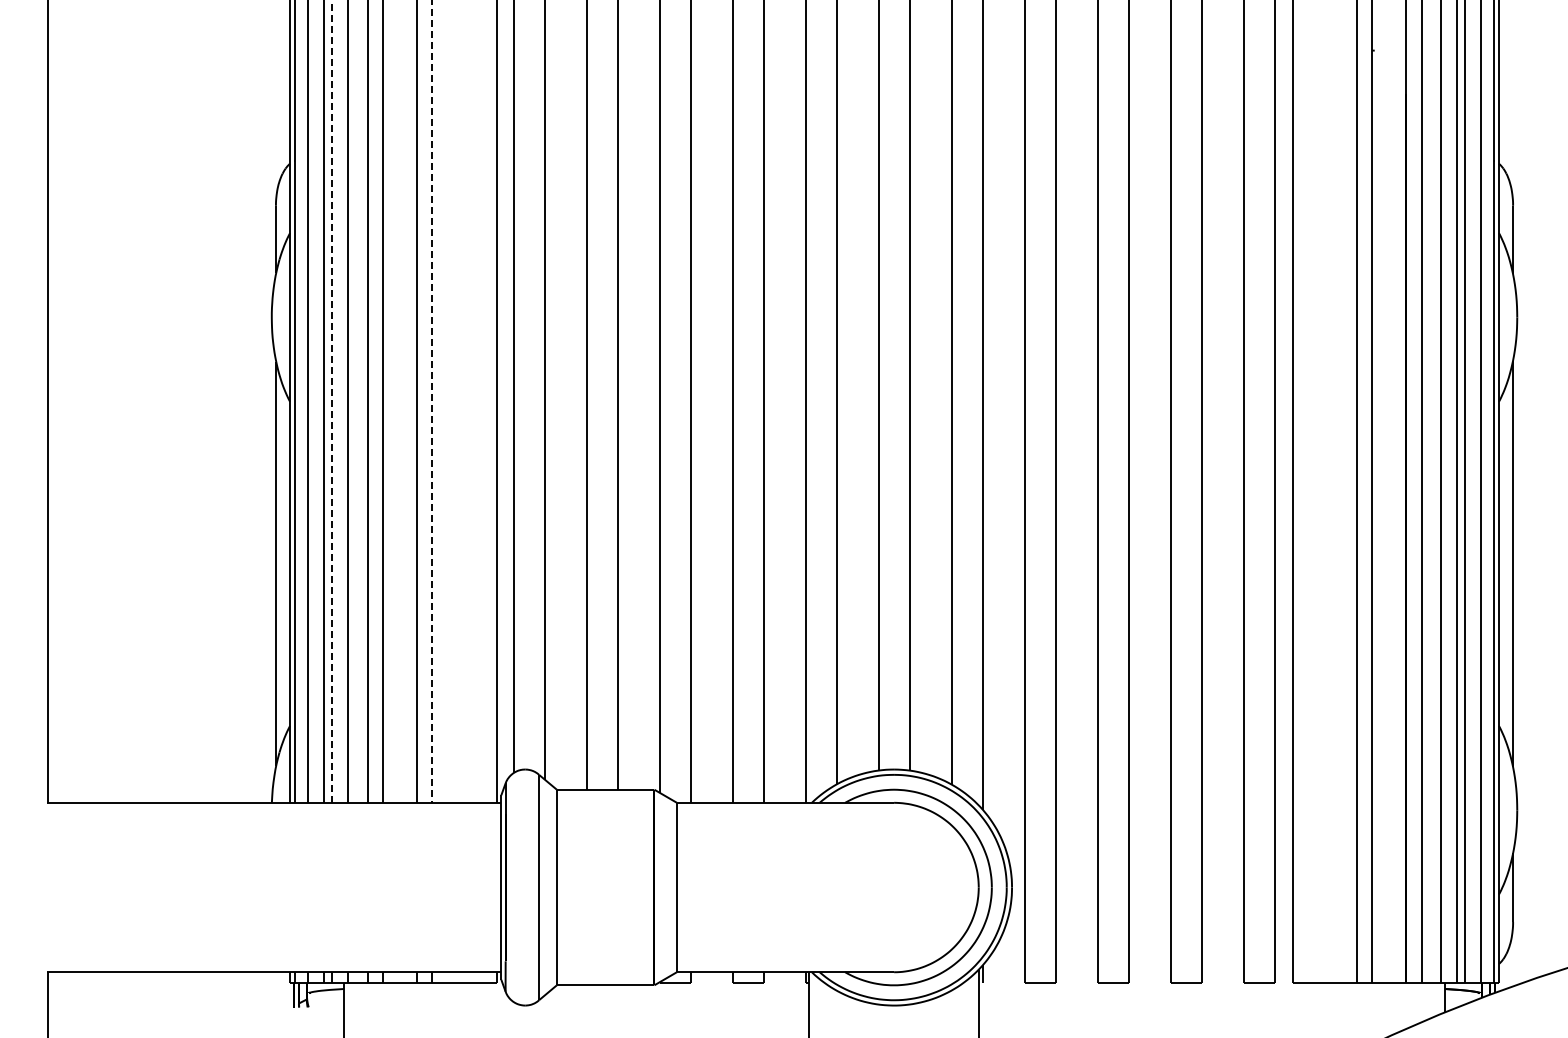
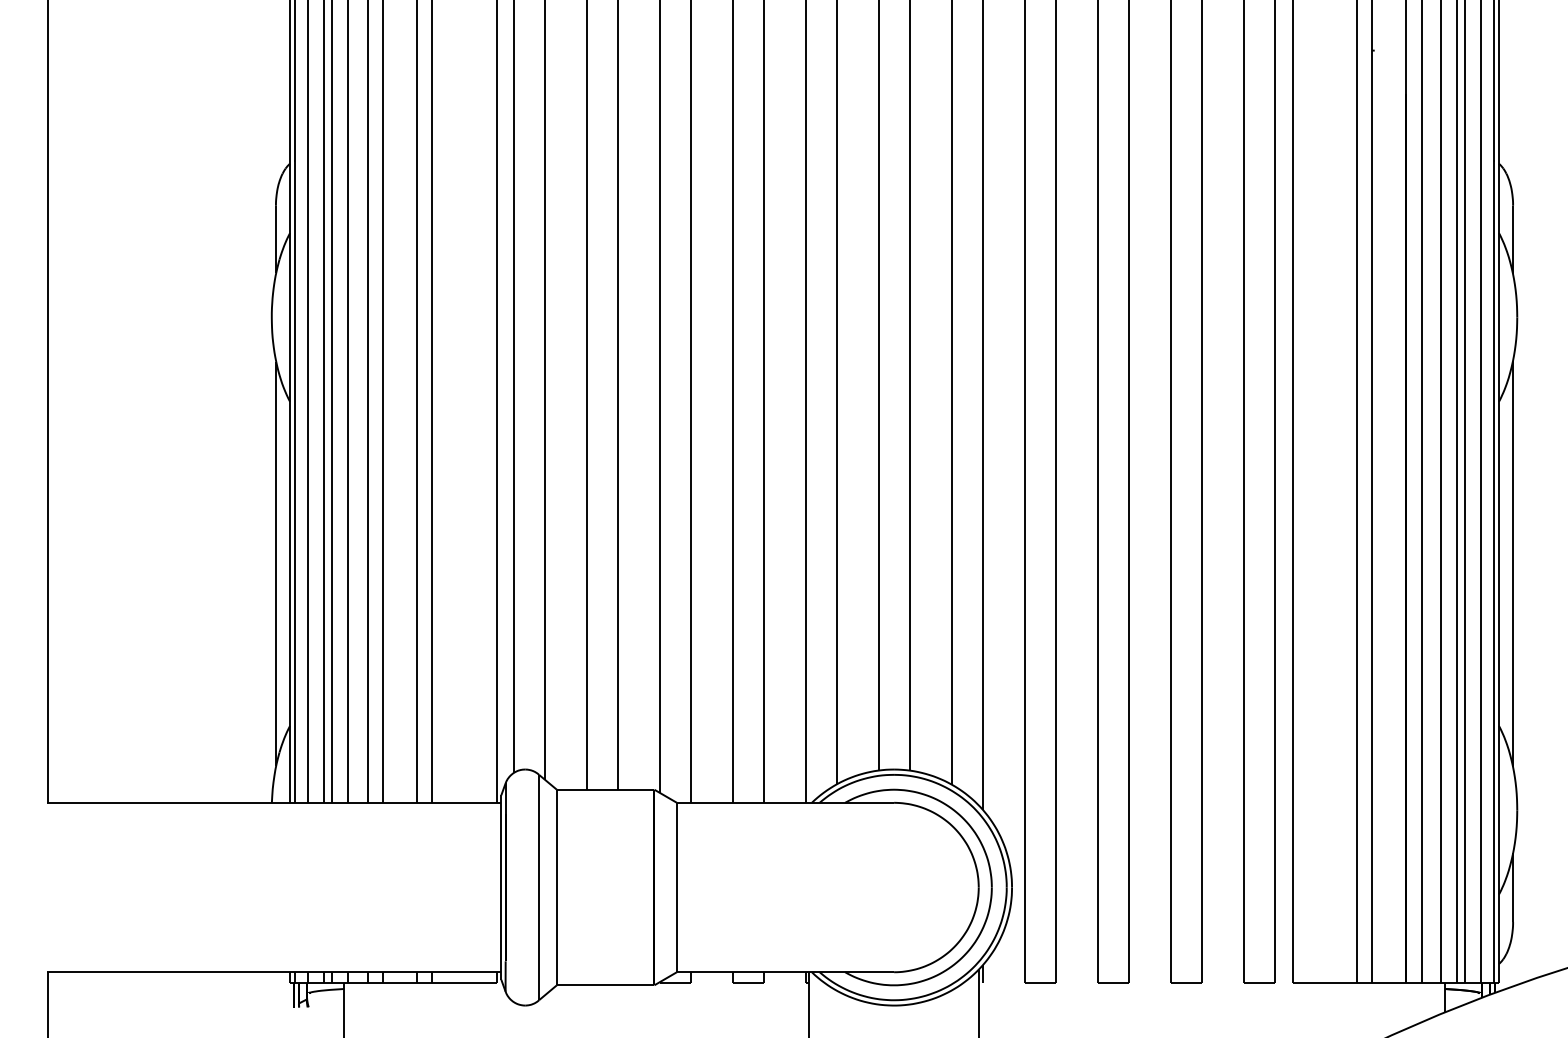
line: dashed -> solid (332, 401)
line: dashed -> solid (432, 401)
